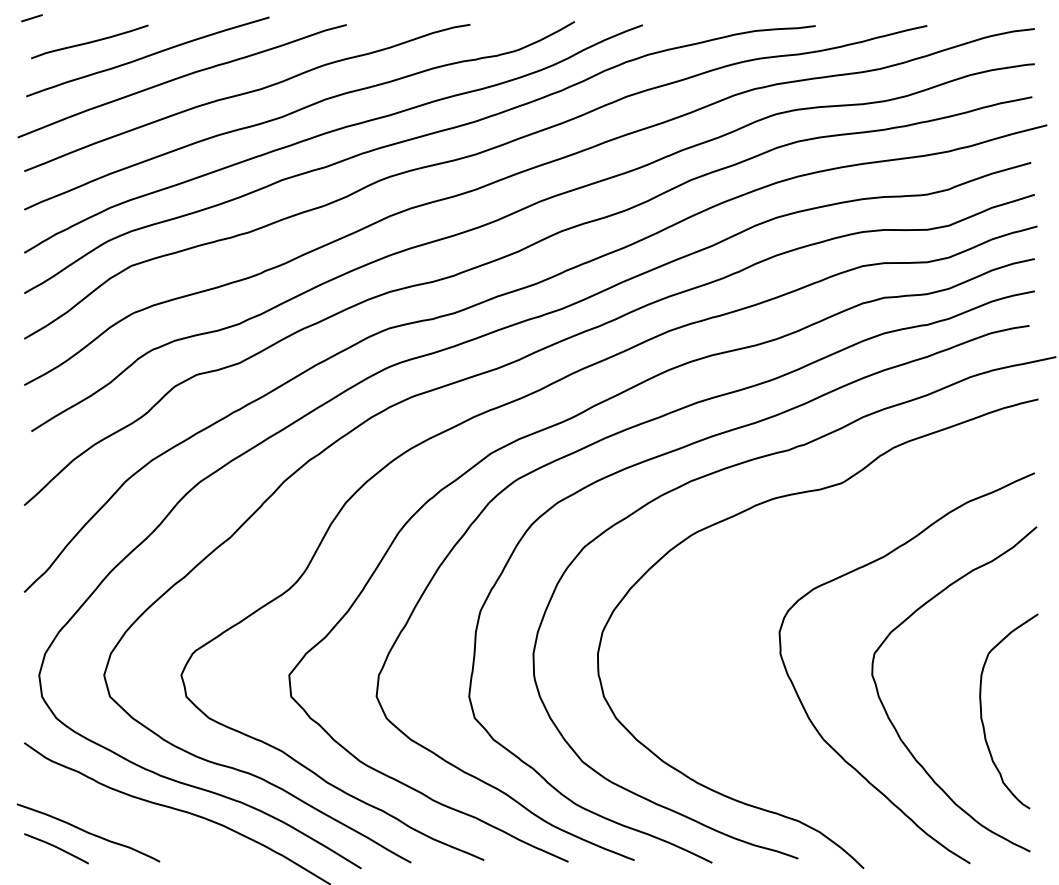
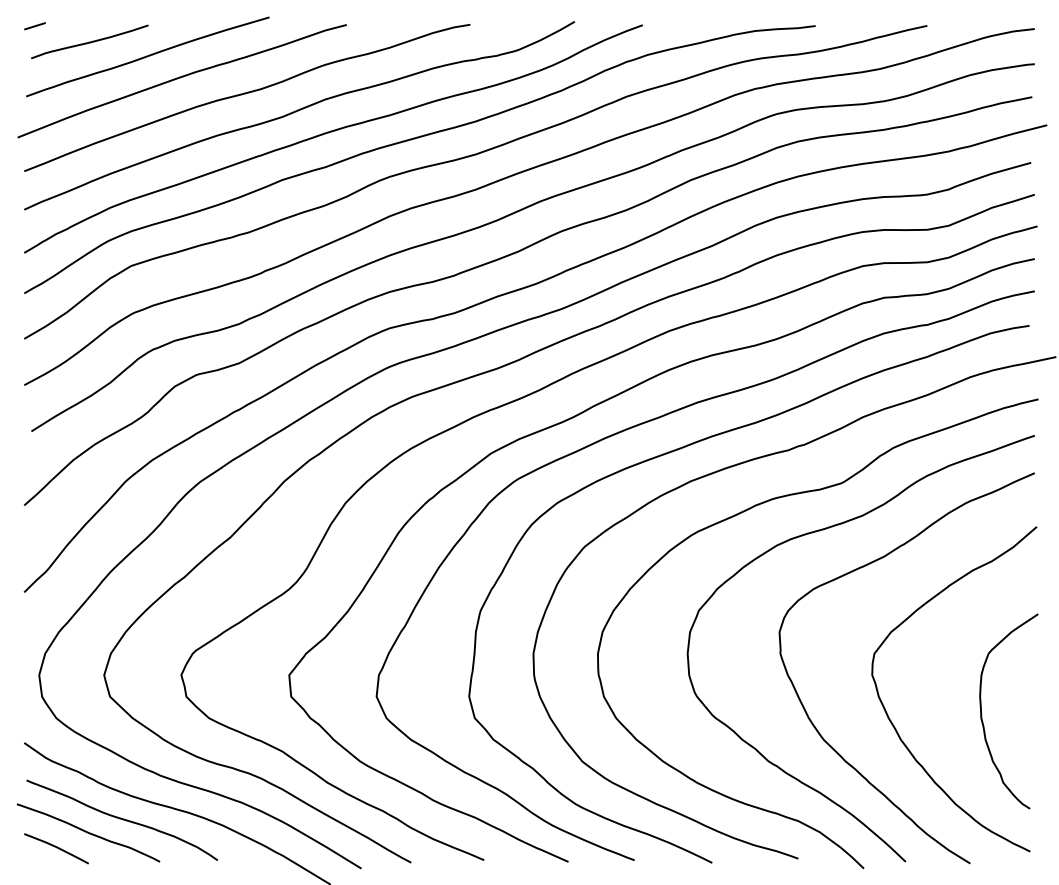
line position: (31, 18) -> (34, 26) (34, 26)
curve: none -> present (823, 530)
curve: none -> present (121, 819)
